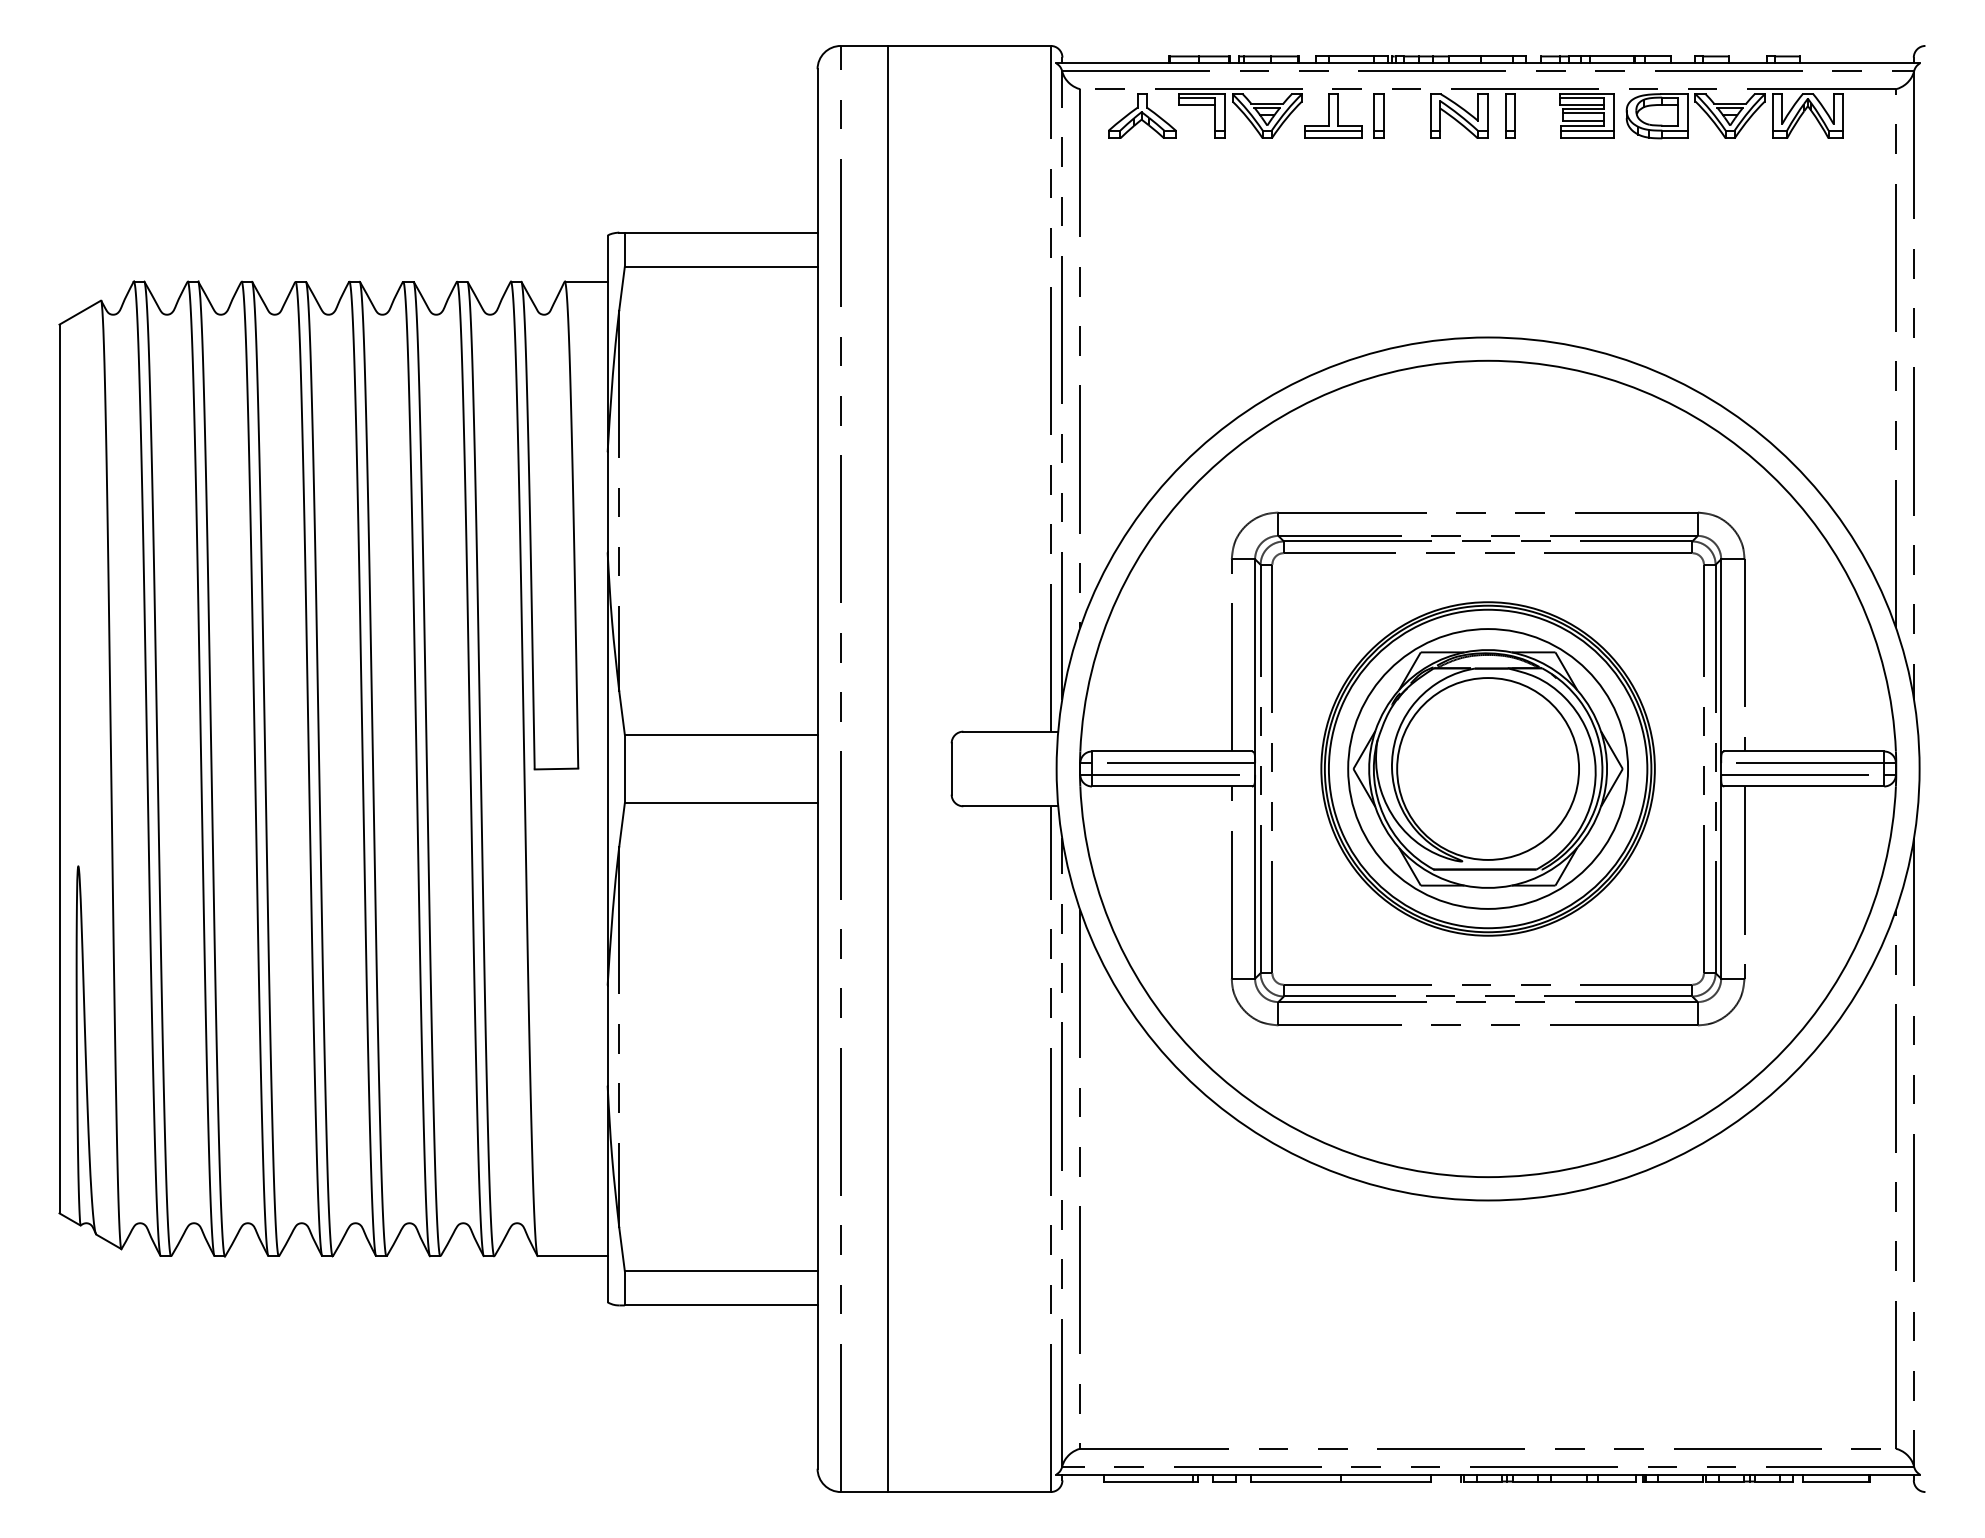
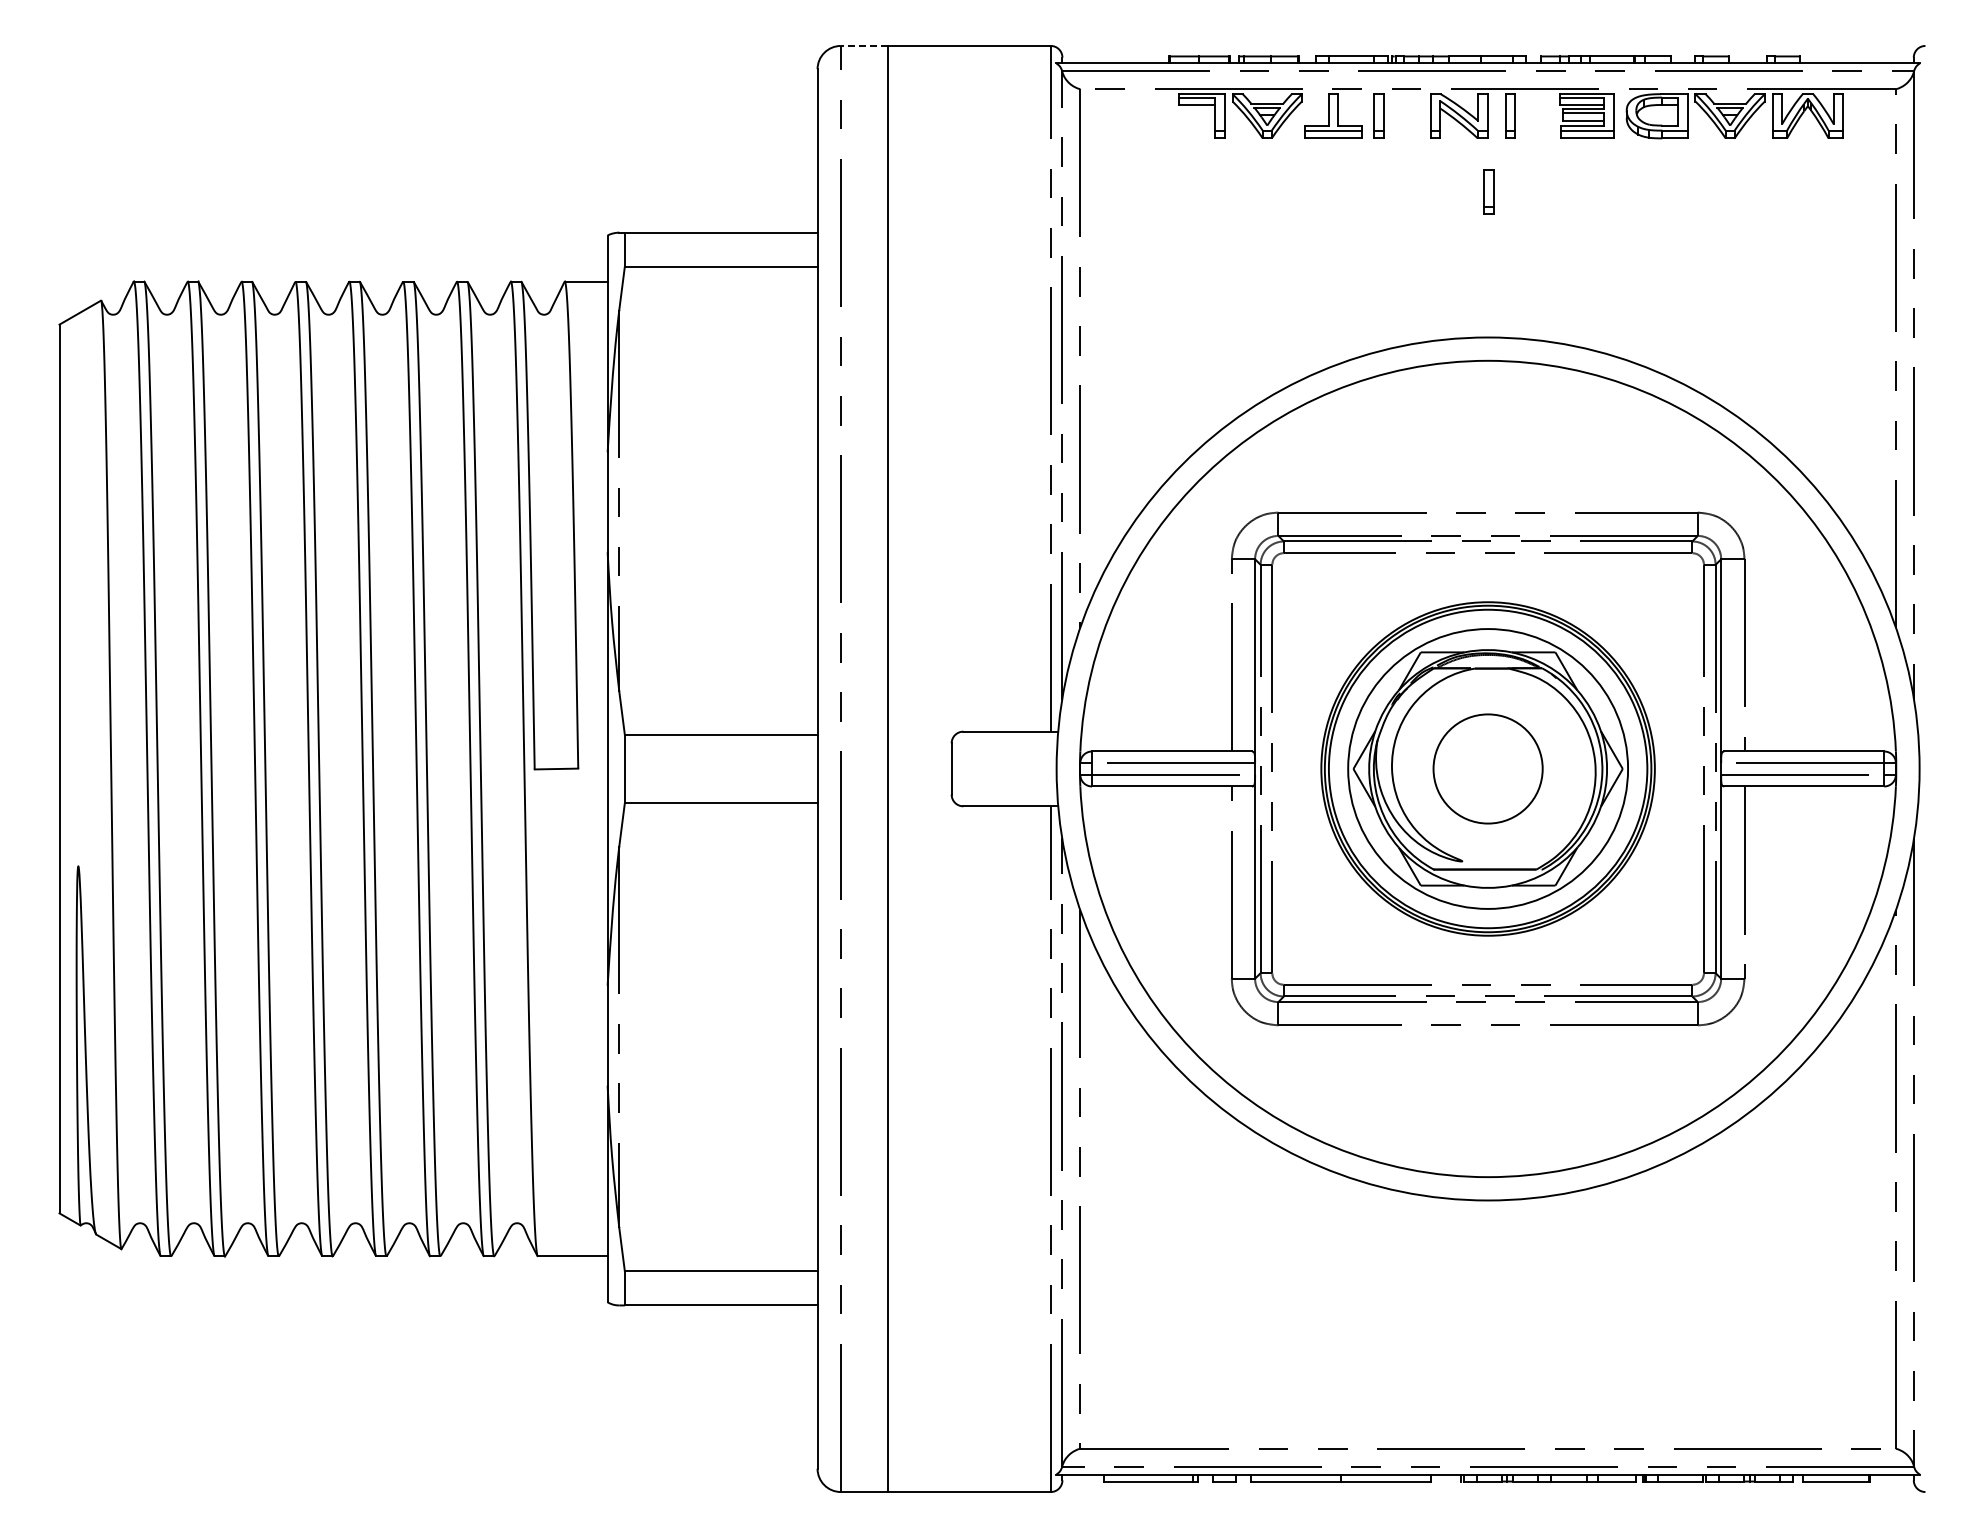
line: solid -> dashed (863, 45)
part: present -> none (1142, 115)
part: none -> present (1488, 191)
circle diameter: 182 px -> 109 px (1487, 768)
